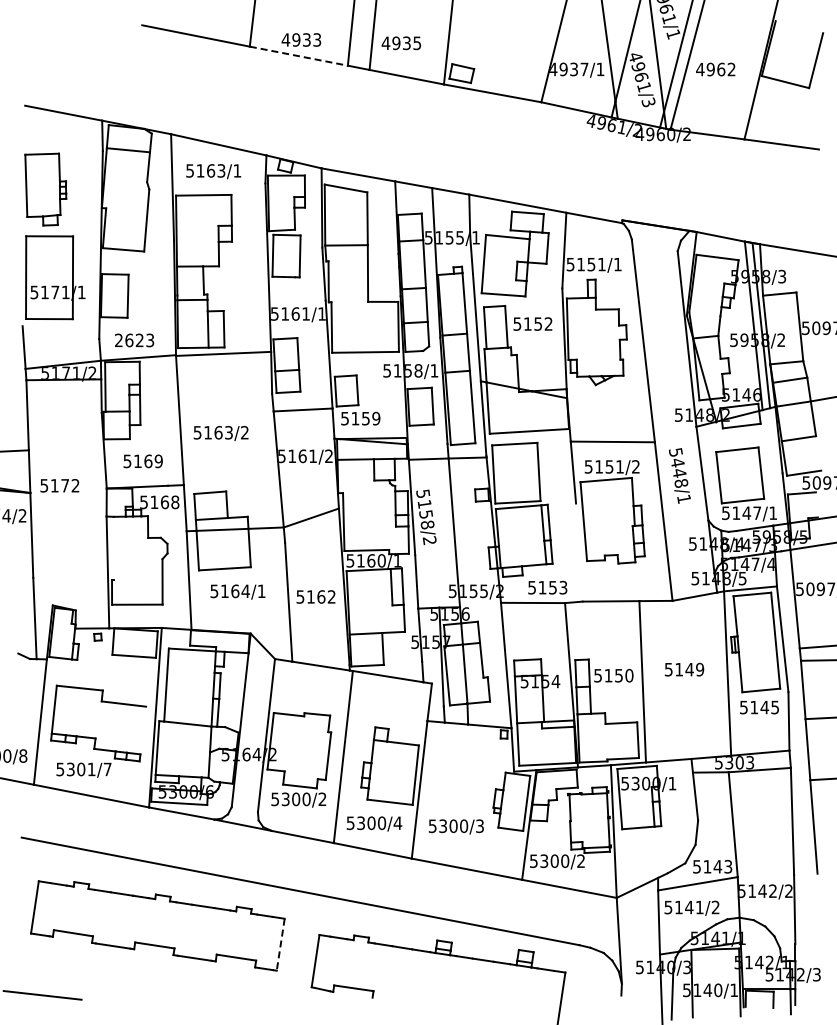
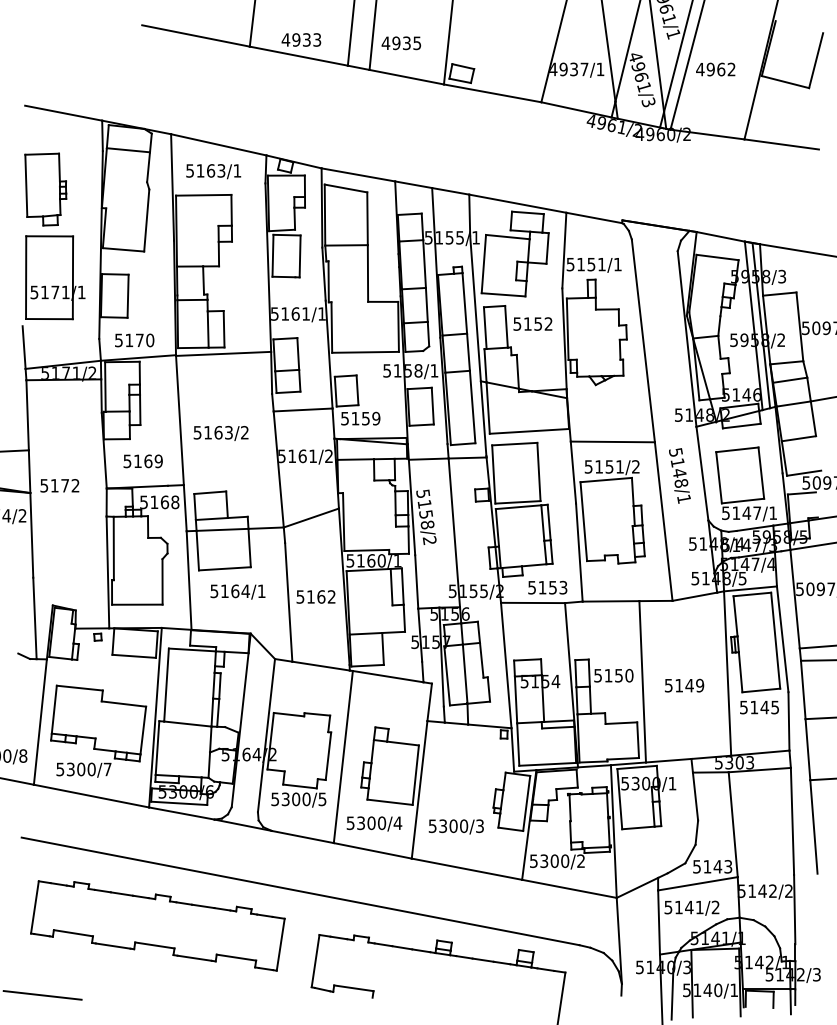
line: dashed -> solid (298, 56)
text: 2623 -> 5170 (134, 340)
text: 5448/1 -> 5148/1 (677, 462)
line: none -> present (113, 548)
line: none -> present (579, 552)
text position: (684, 669) -> (684, 685) (684, 685)
line: none -> present (143, 730)
text: 5301/7 -> 5300/7 (91, 769)
text: 5300/2 -> 5300/5 (322, 799)
line: dashed -> solid (280, 945)
